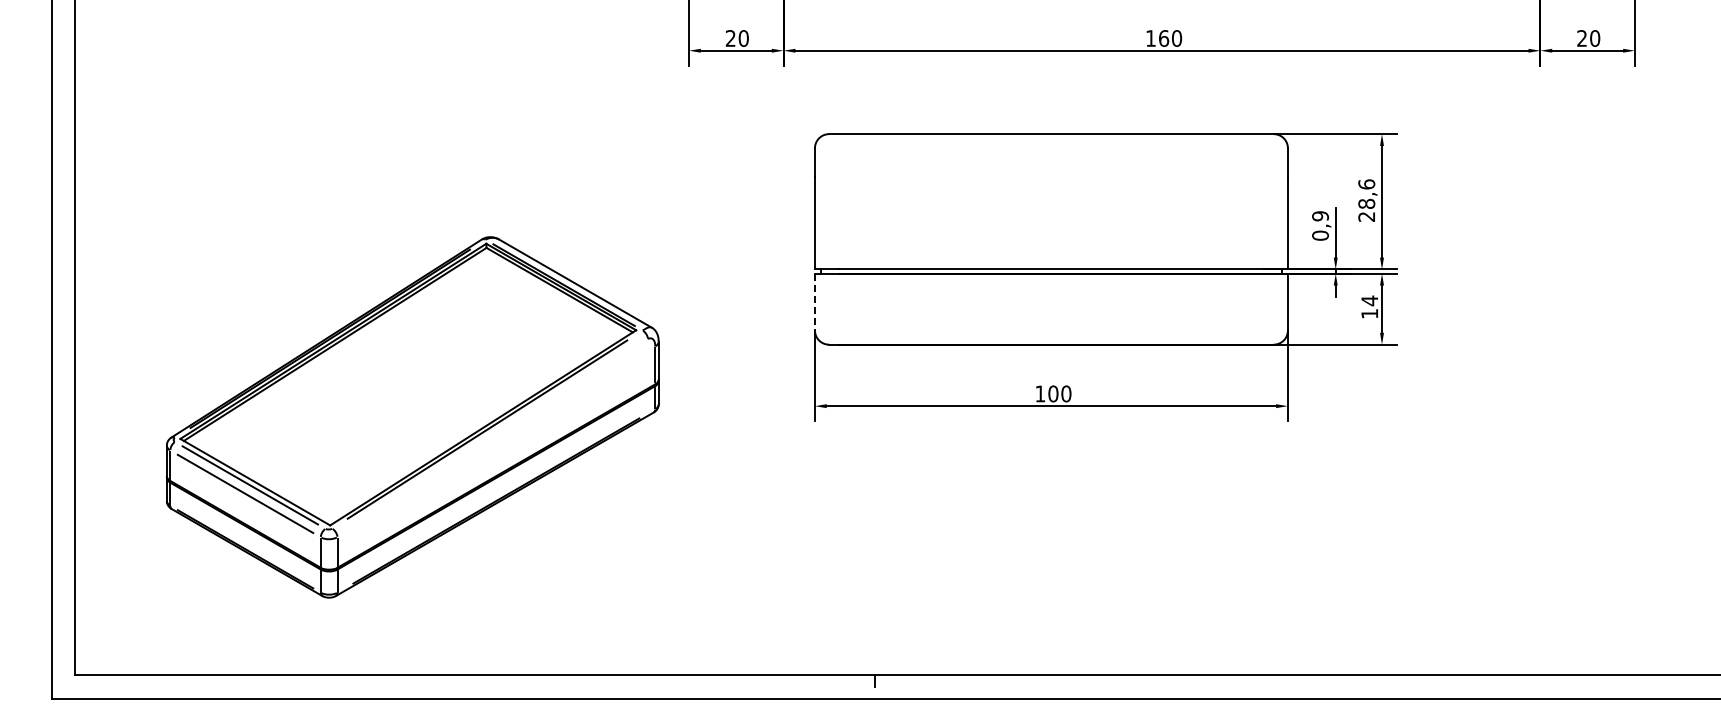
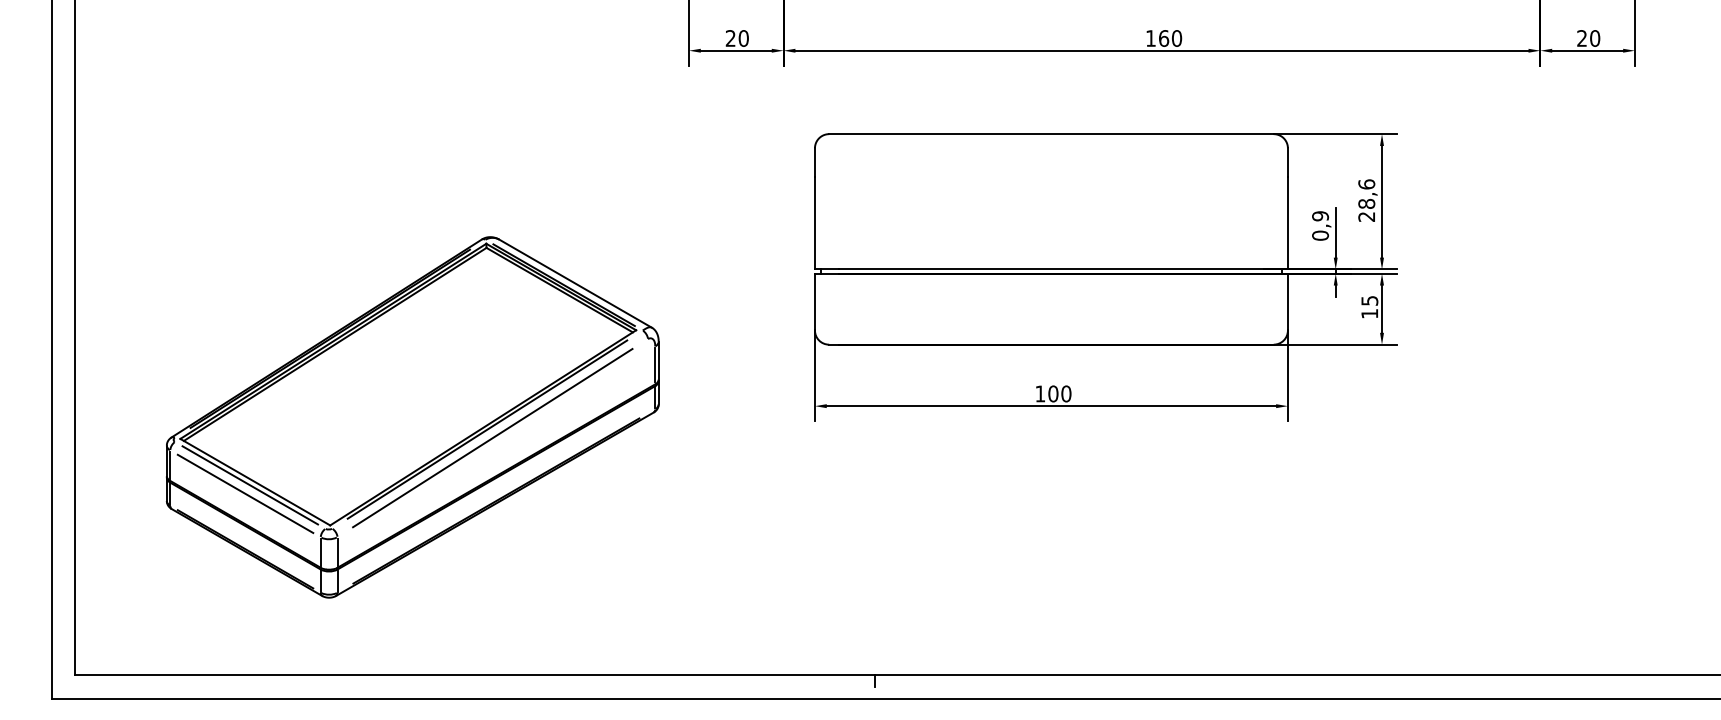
text: 14 -> 15 (1369, 300)
line: dashed -> solid (814, 302)
line: none -> present (492, 438)
